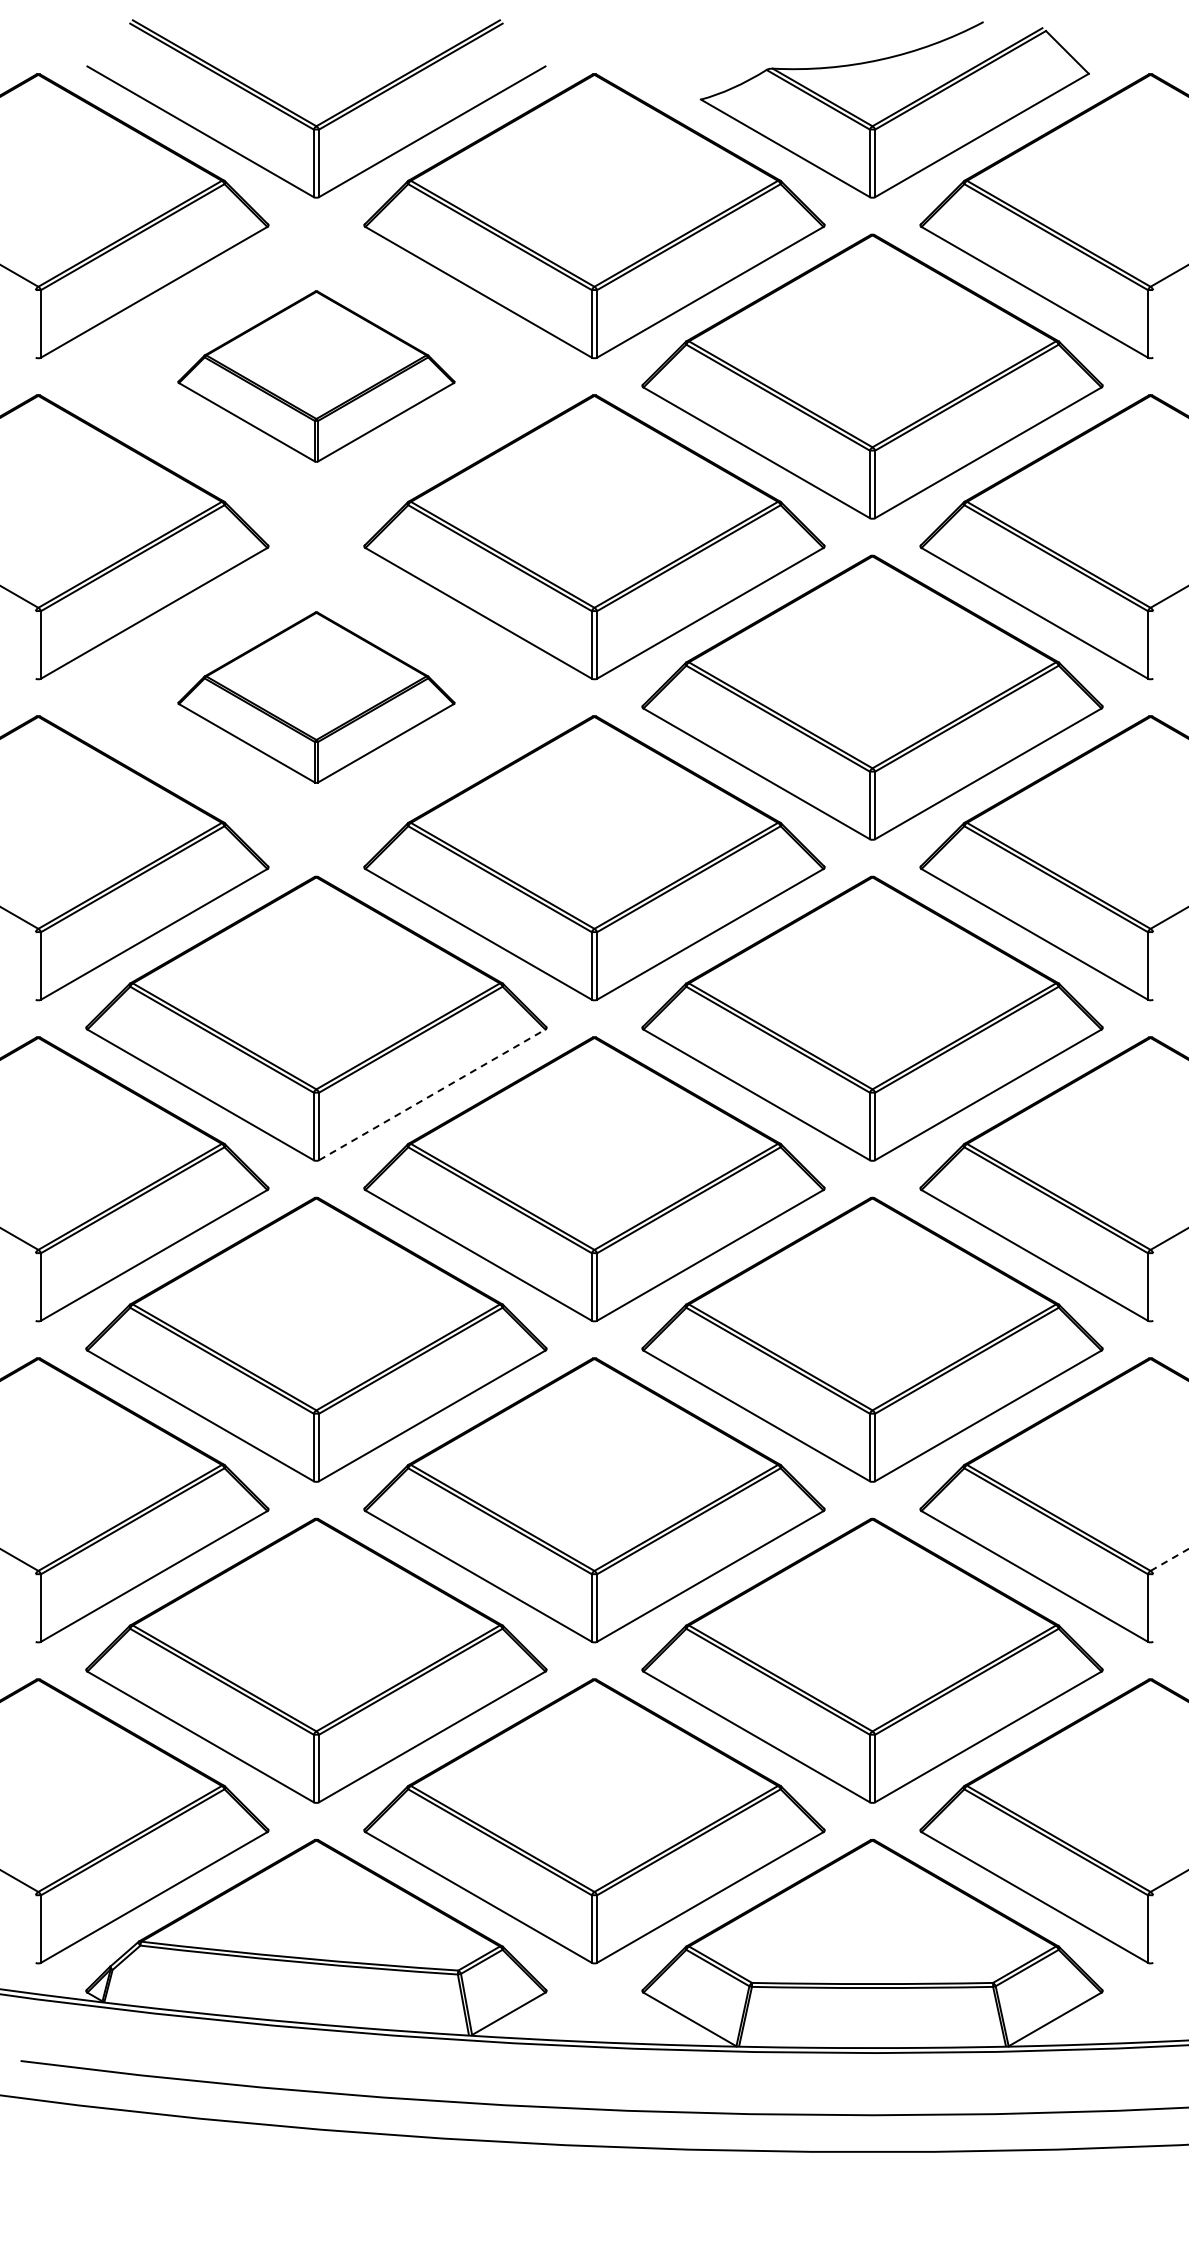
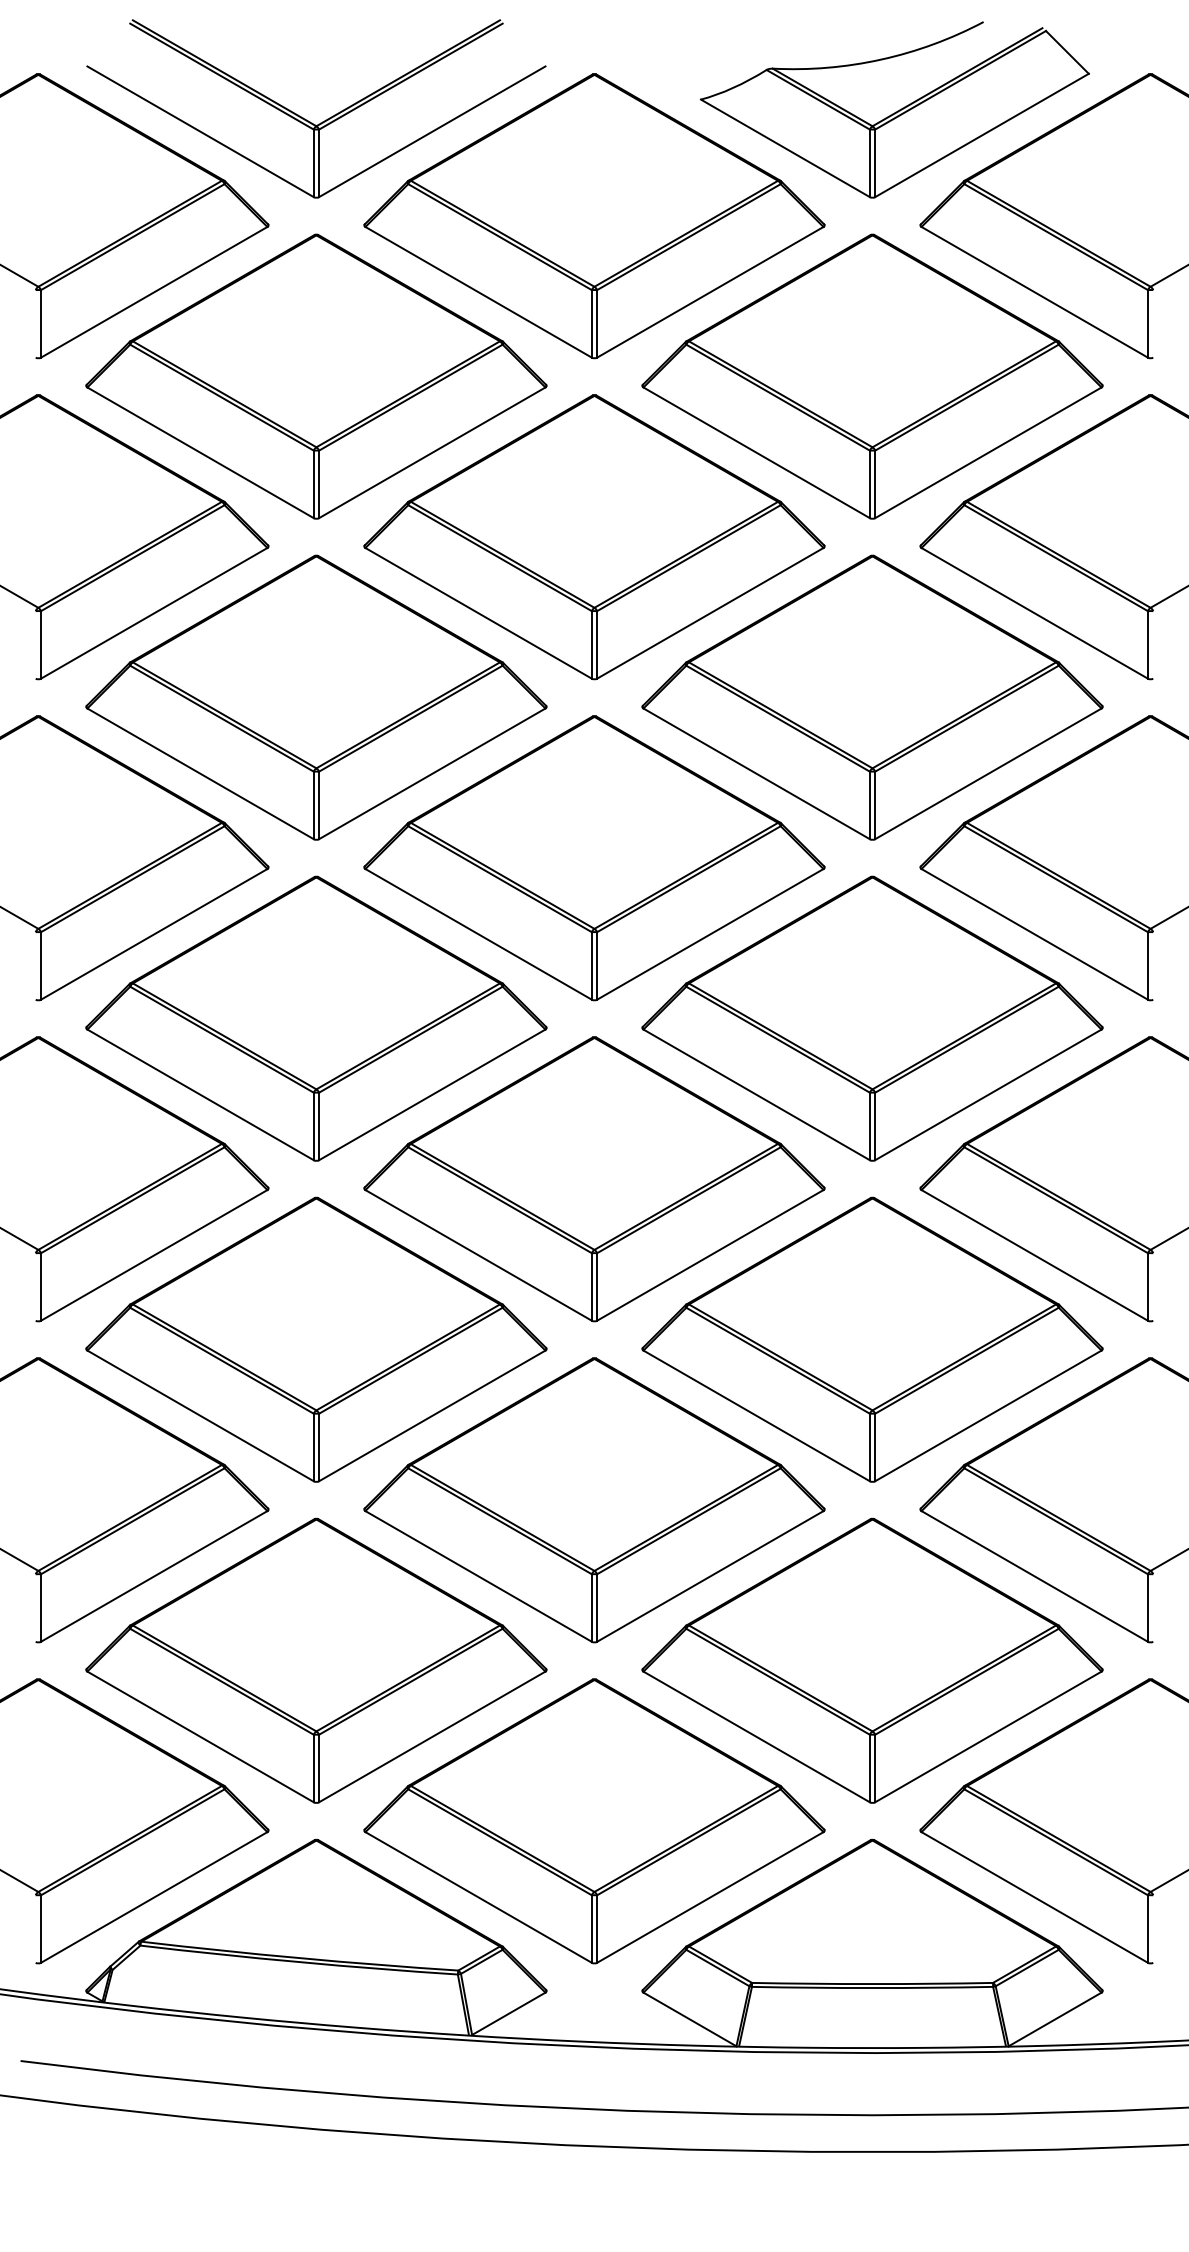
part size: 279x173 px -> 463x287 px (316, 376)
part size: 279x173 px -> 463x287 px (316, 697)
line: dashed -> solid (432, 1094)
line: dashed -> solid (1169, 1559)
